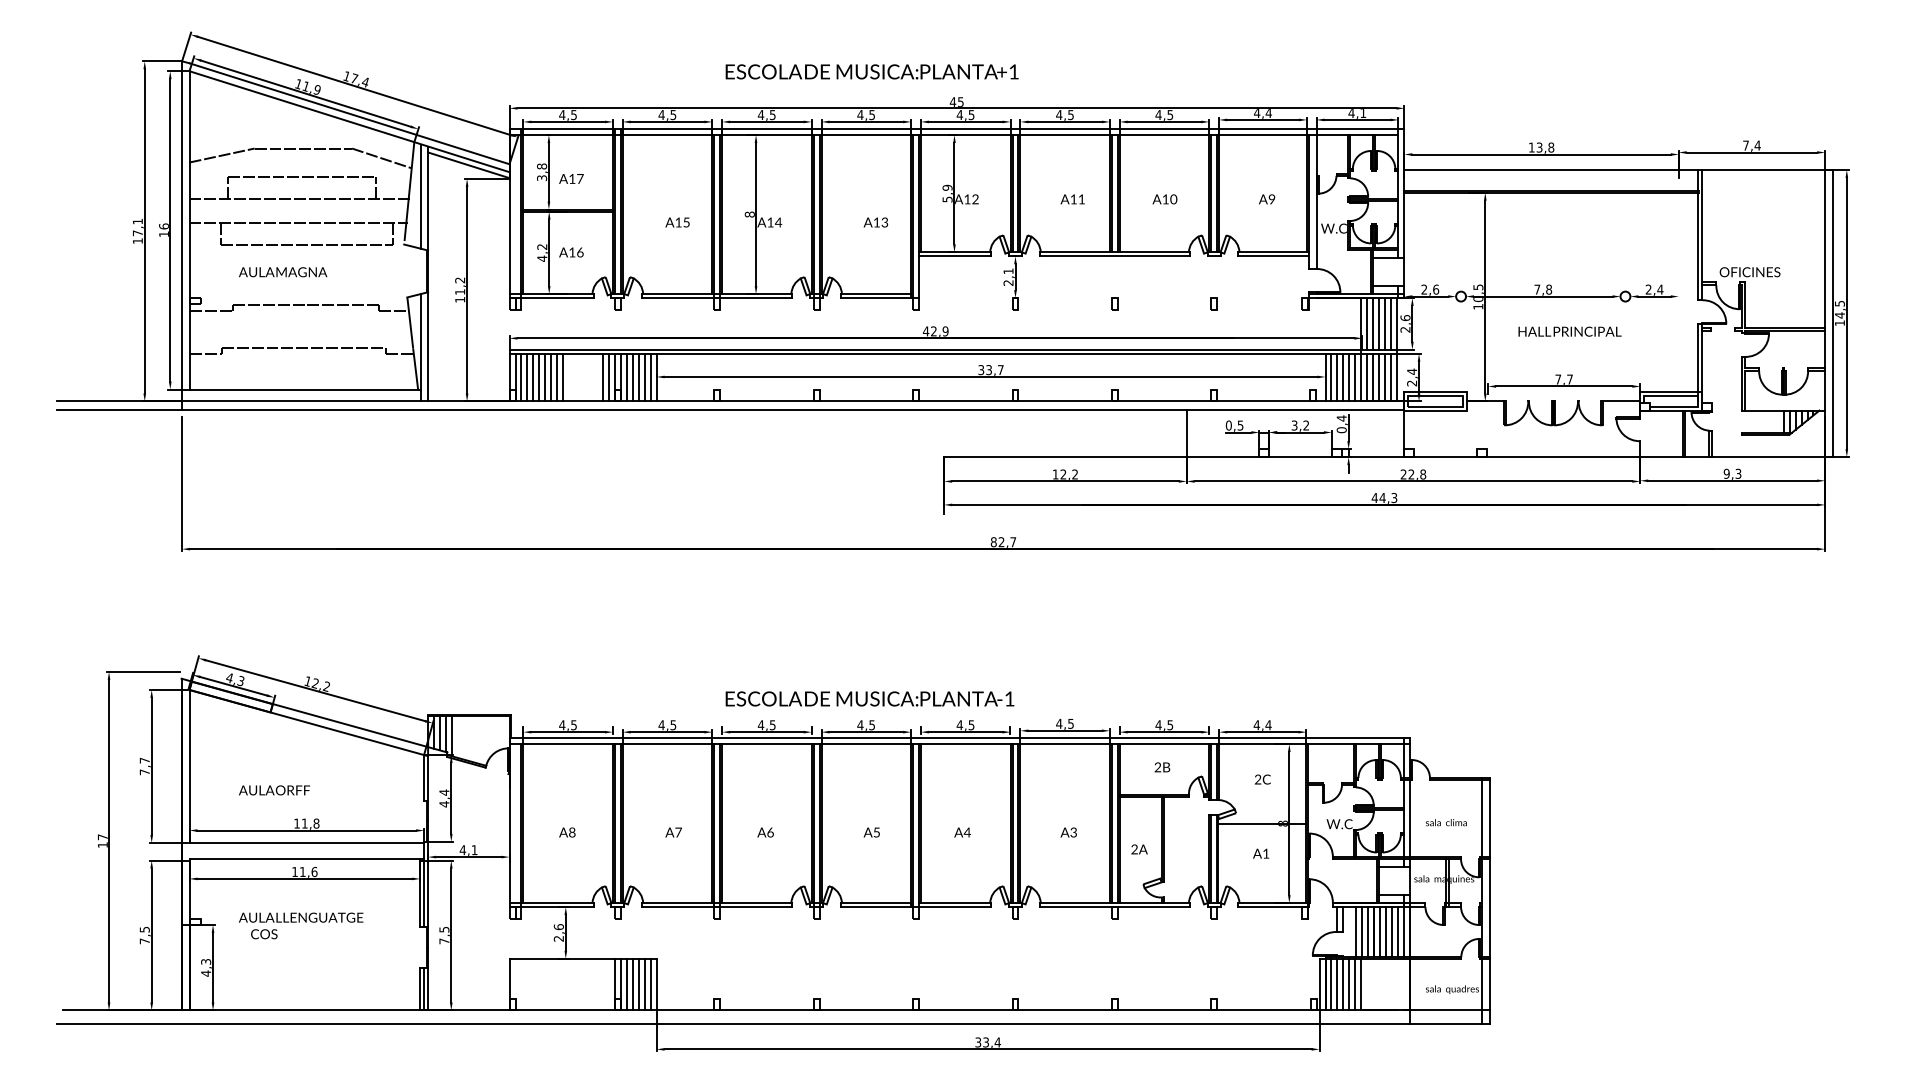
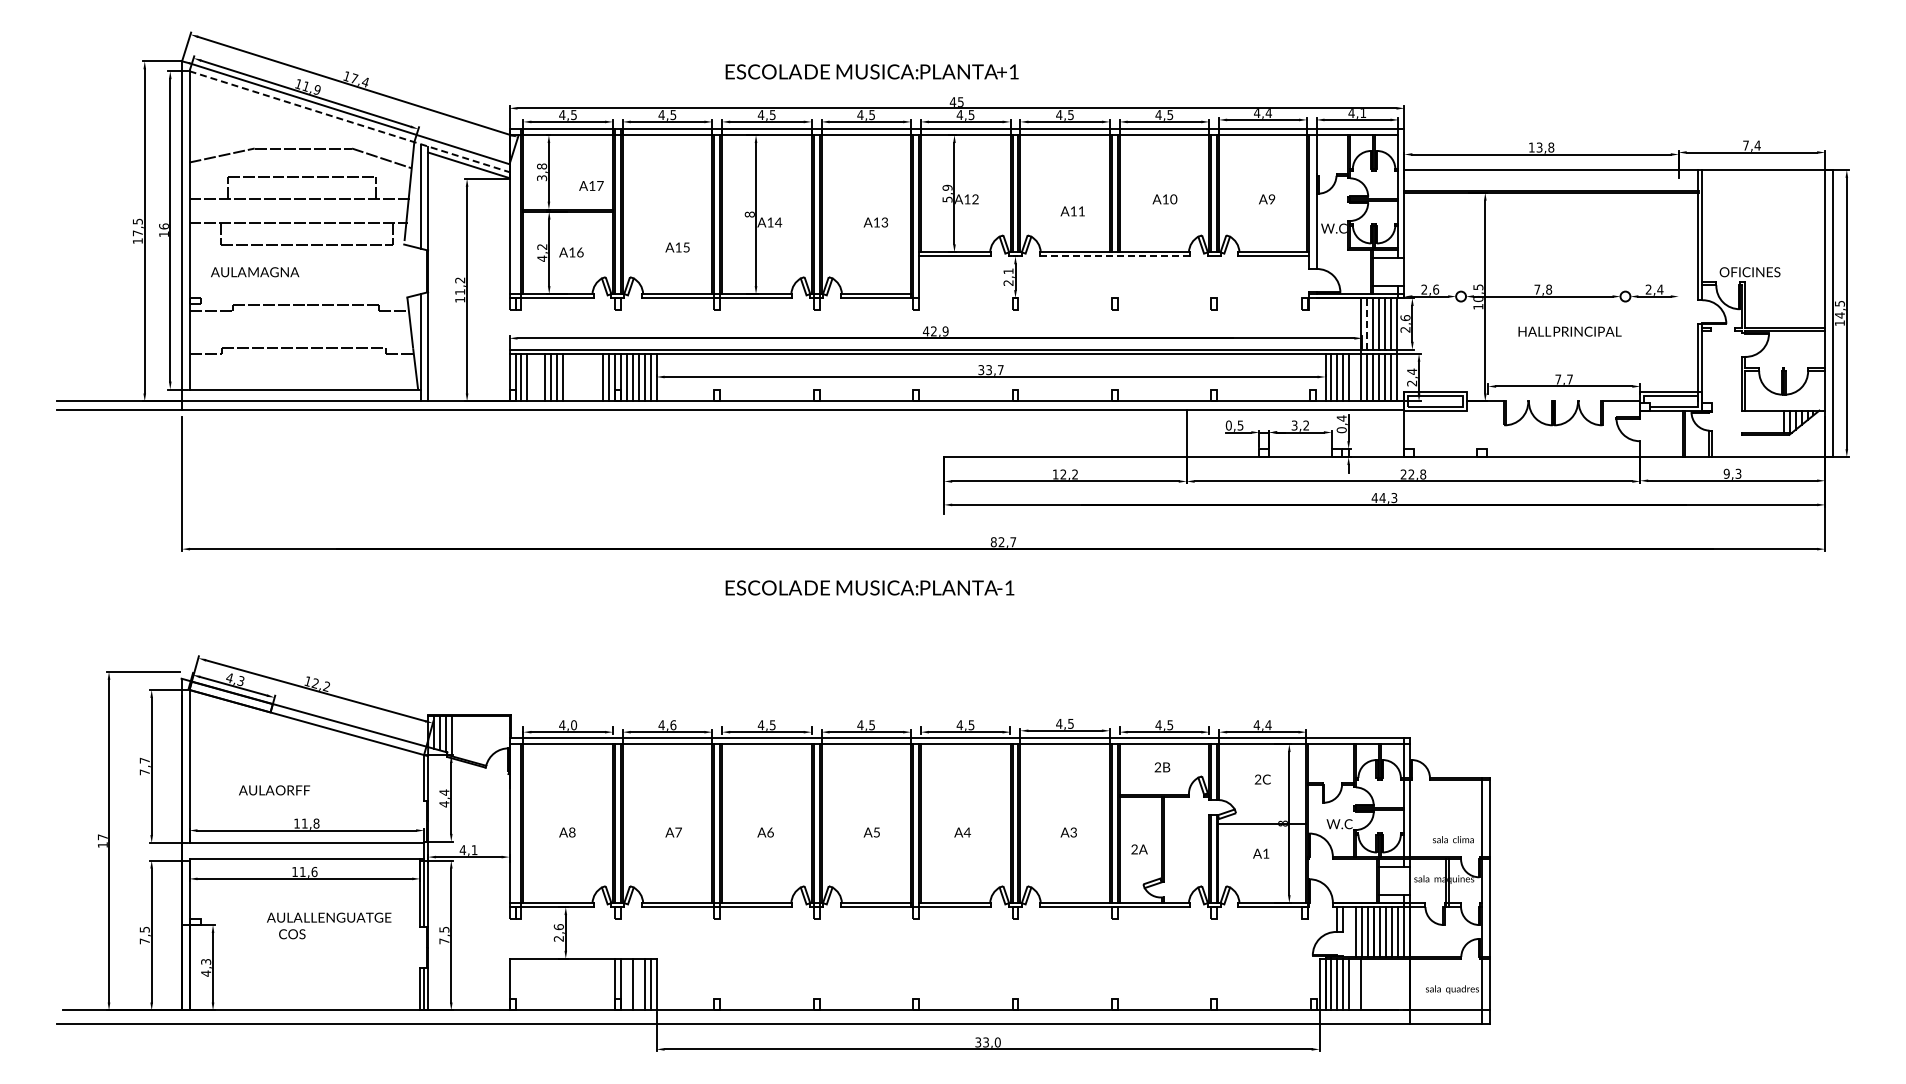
line: solid -> dashed (349, 121)
text position: (571, 178) -> (591, 185) (591, 185)
text position: (1072, 199) -> (1072, 211) (1072, 211)
text: 17,1 -> 17,5 (137, 221)
text position: (677, 222) -> (677, 247) (677, 247)
line: solid -> dashed (1115, 256)
text position: (283, 272) -> (255, 272) (255, 272)
line: solid -> dashed (1367, 323)
line: present -> none (533, 377)
line: present -> none (539, 377)
line: present -> none (1355, 377)
text position: (869, 698) -> (869, 587) (869, 587)
text: 4,5 -> 4,0 (574, 725)
text: 4,5 -> 4,6 (673, 725)
text position: (1446, 822) -> (1453, 839) (1453, 839)
text position: (301, 925) -> (329, 925) (329, 925)
line: present -> none (626, 984)
line: present -> none (638, 984)
line: present -> none (1355, 984)
text: 33,4 -> 33,0 (997, 1042)
